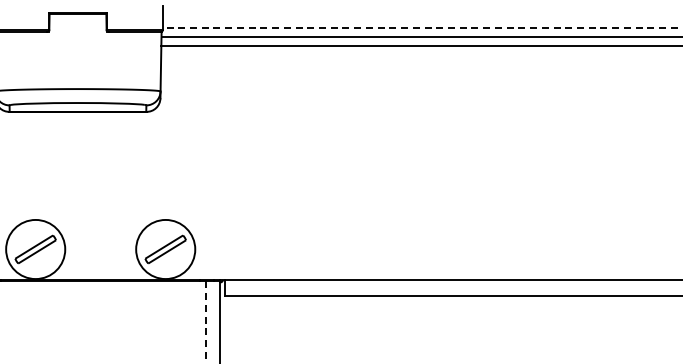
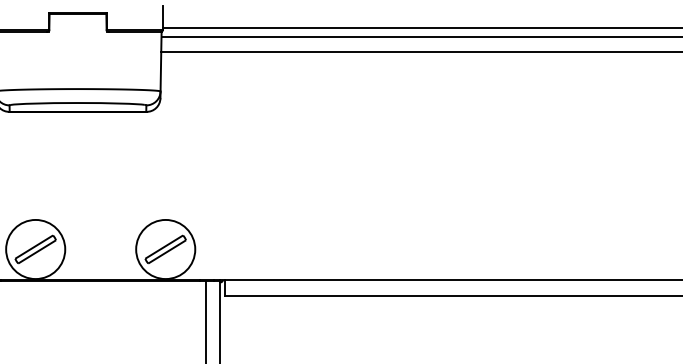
line: dashed -> solid (423, 28)
line position: (420, 46) -> (420, 52) (420, 52)
line: dashed -> solid (205, 322)
